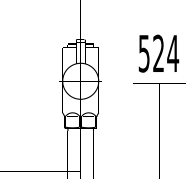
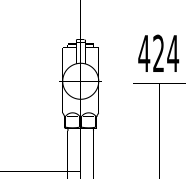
text: 524 -> 424 (144, 53)
